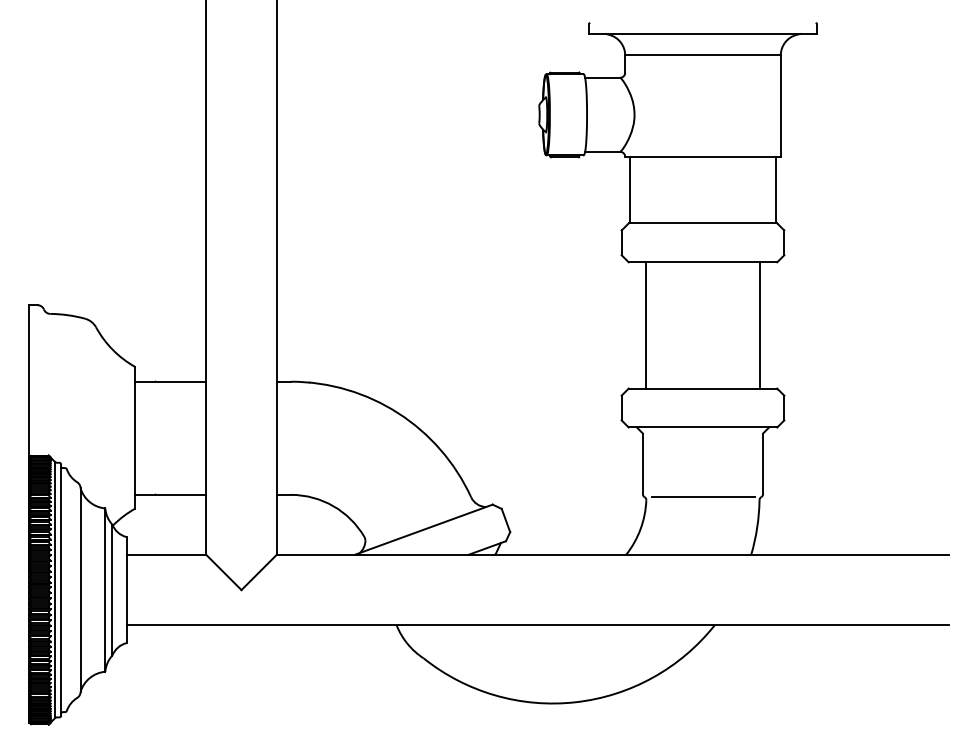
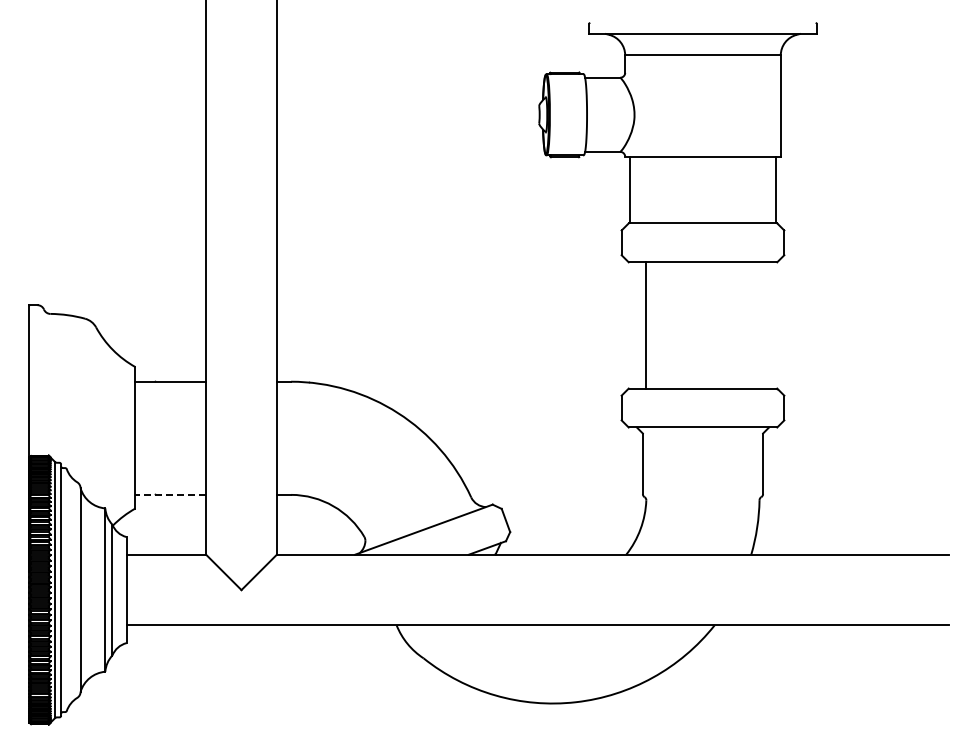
line: present -> none (759, 325)
line: solid -> dashed (170, 494)
line: present -> none (702, 497)
